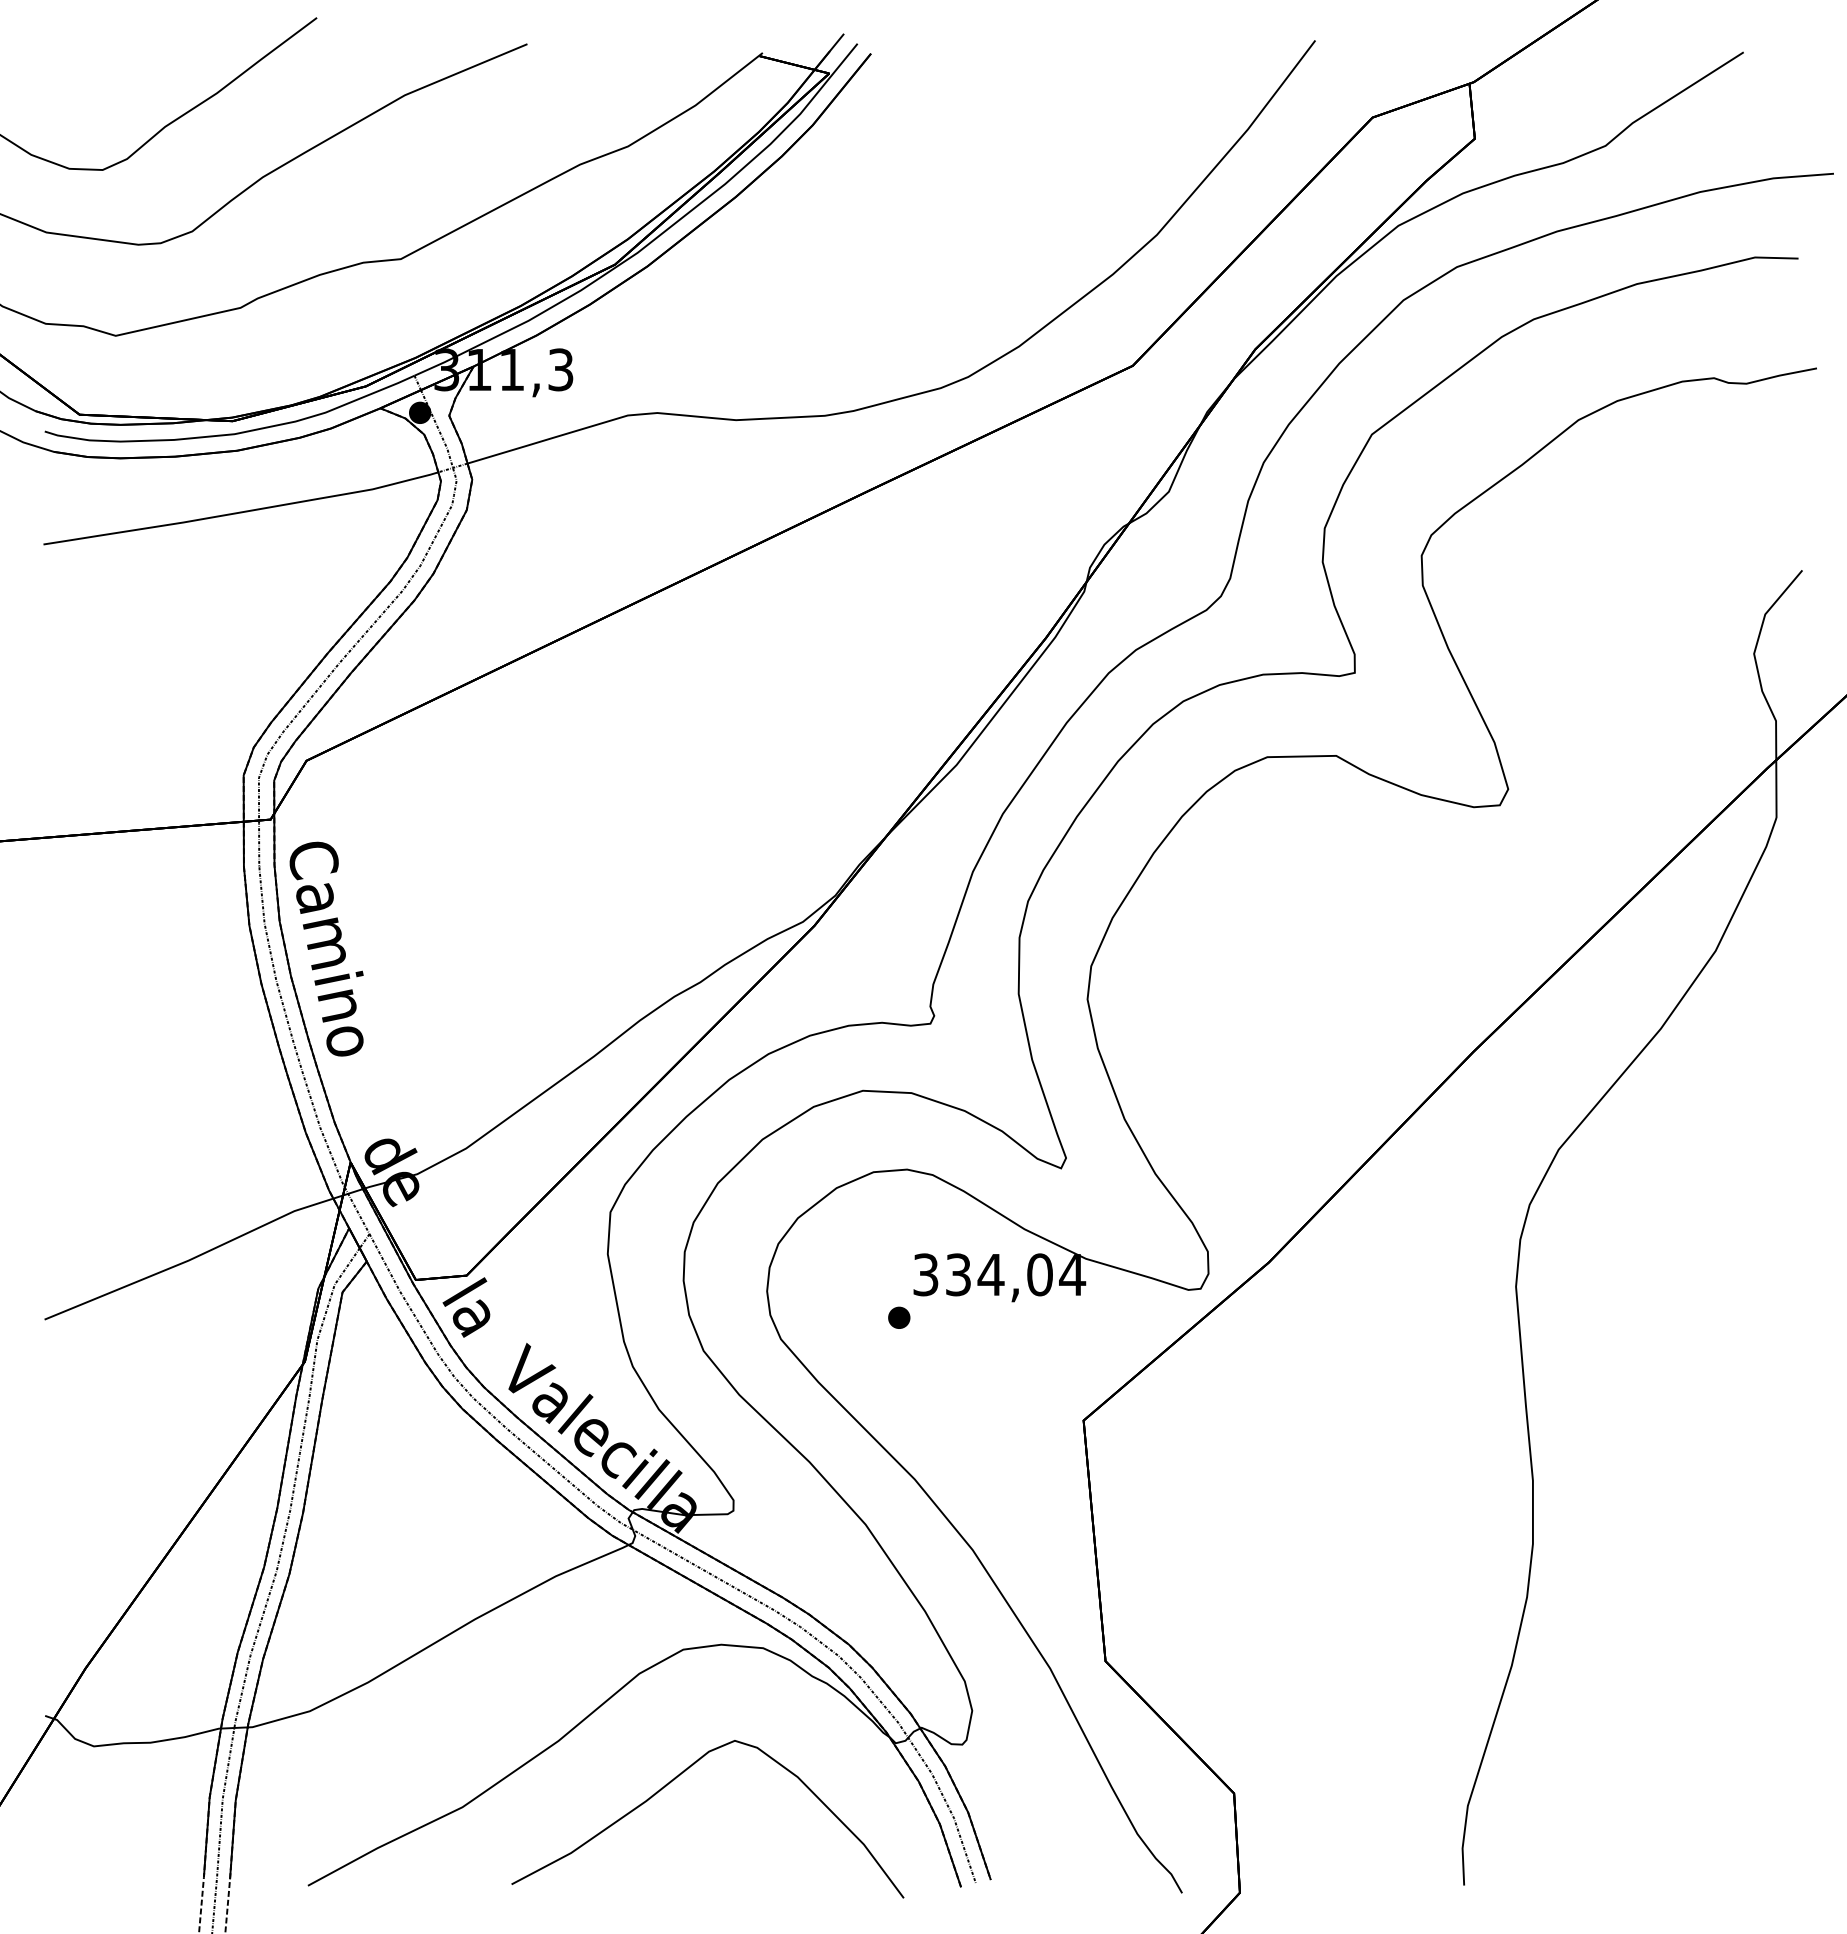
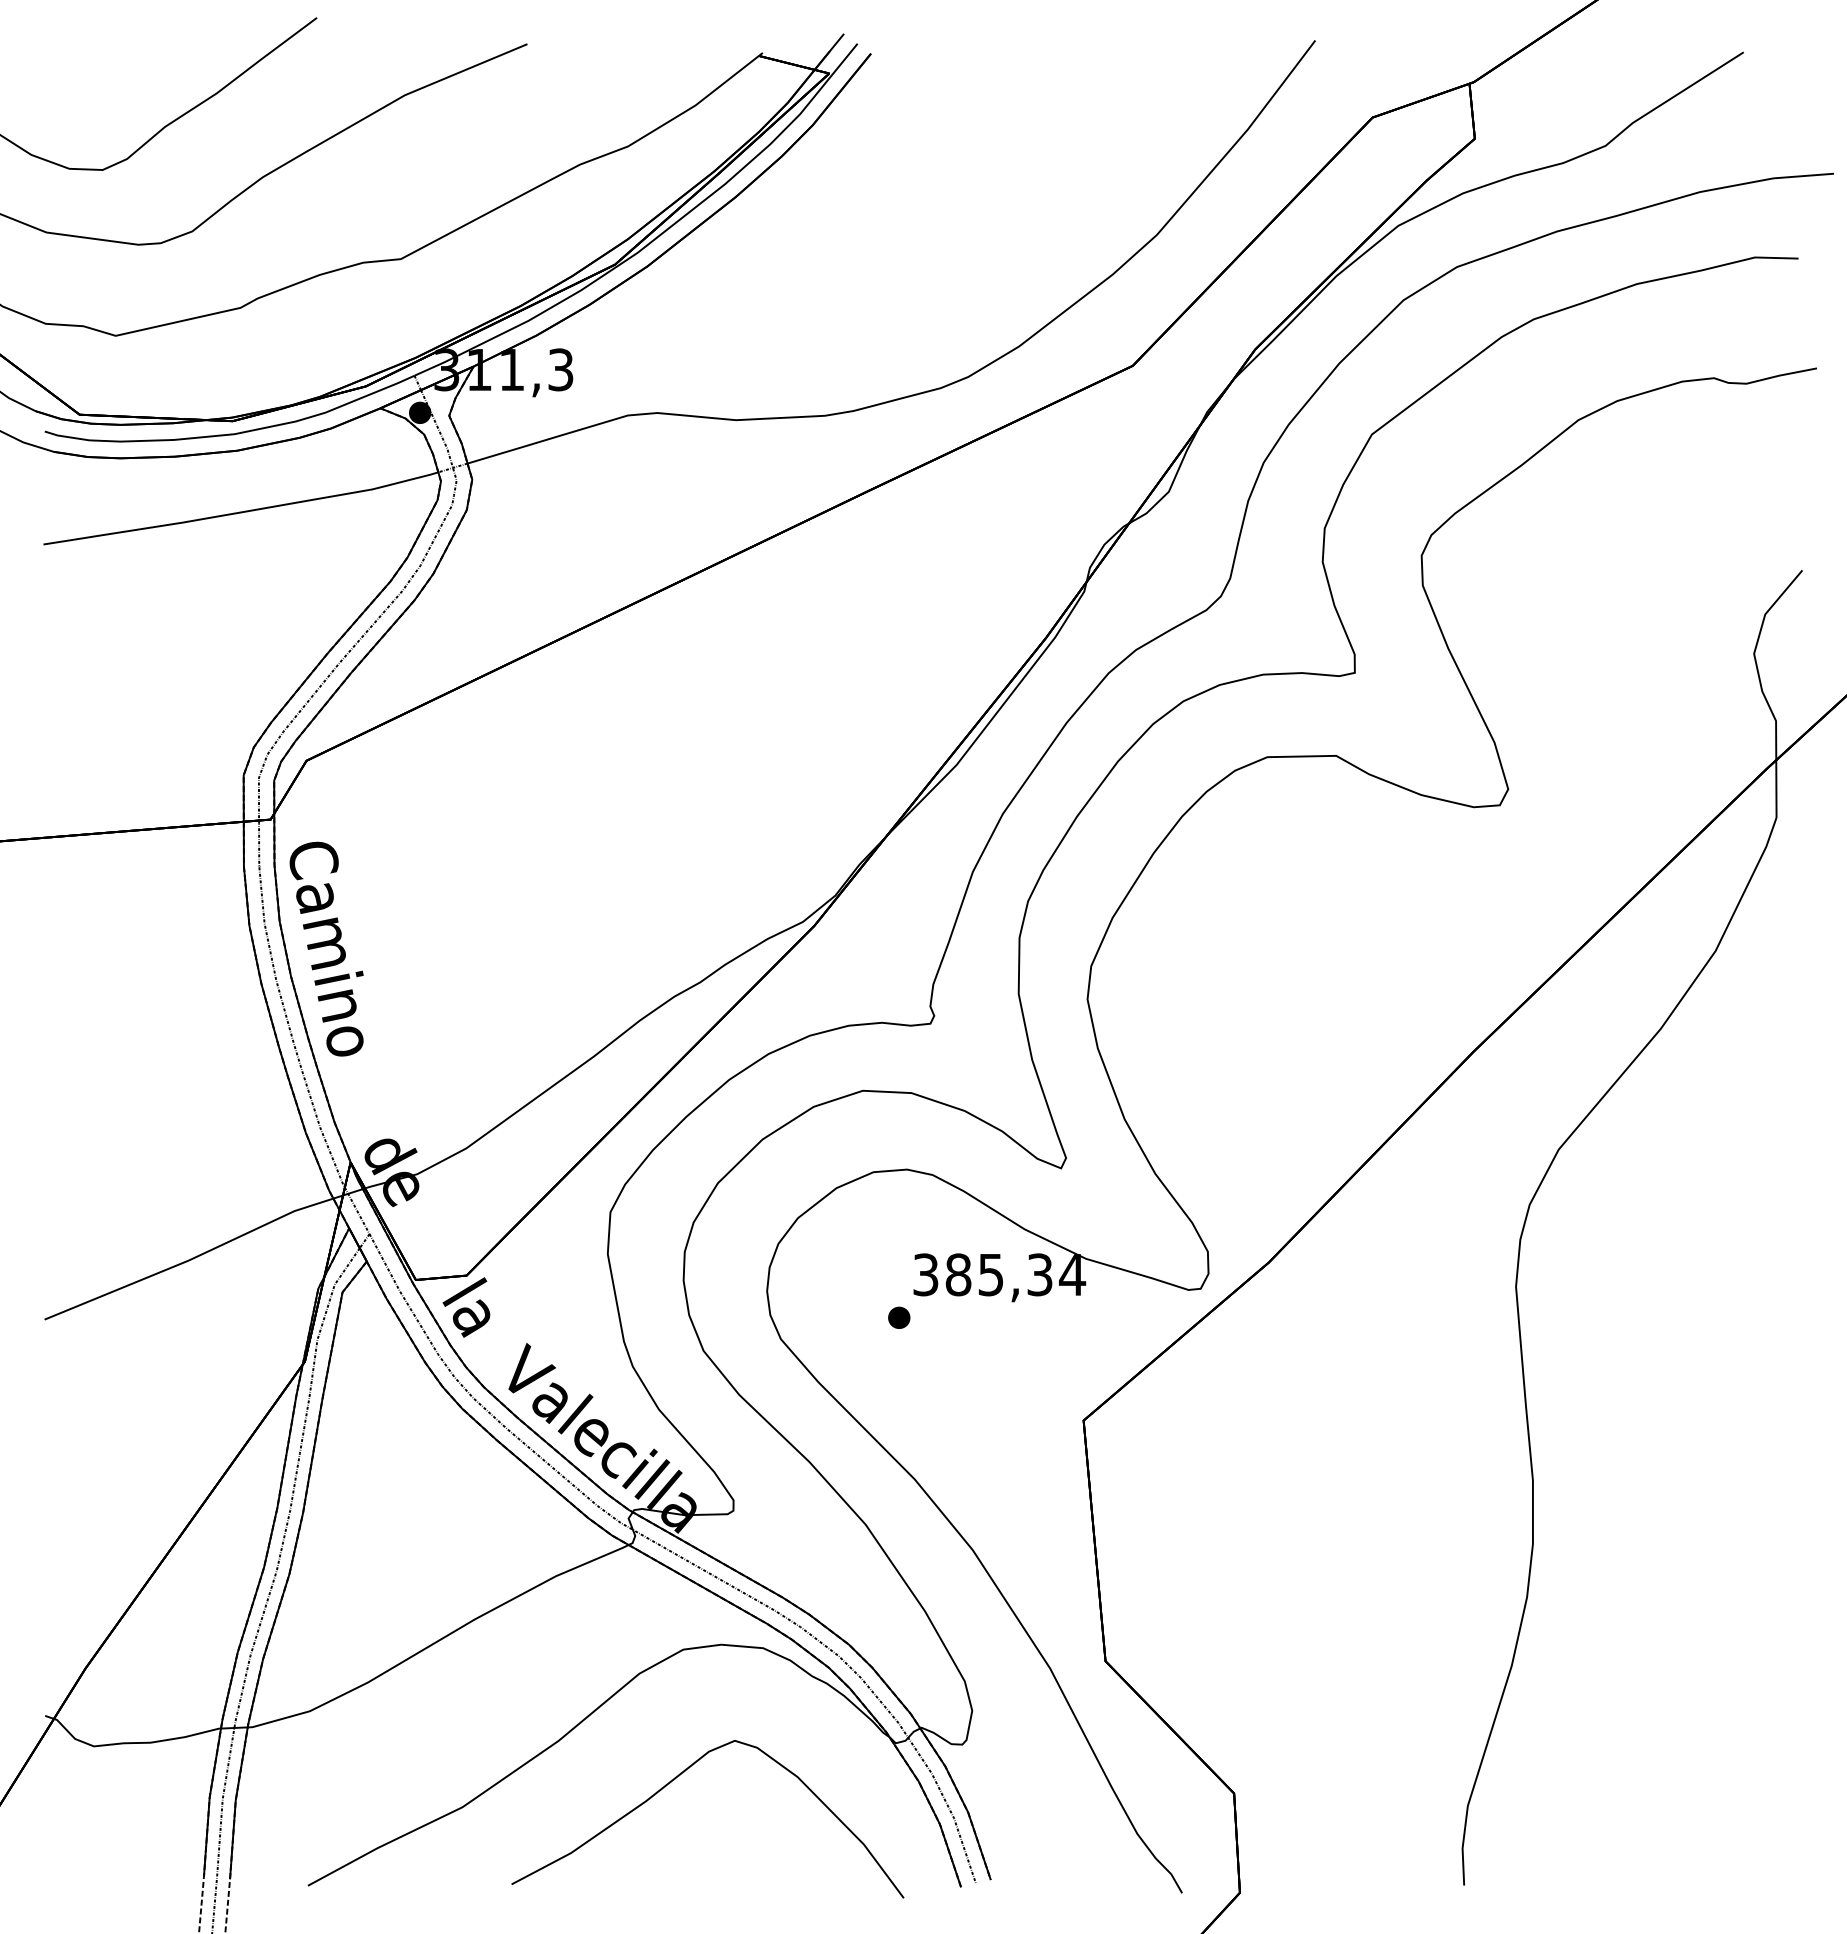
text: 334,04 -> 385,34 (998, 1274)
